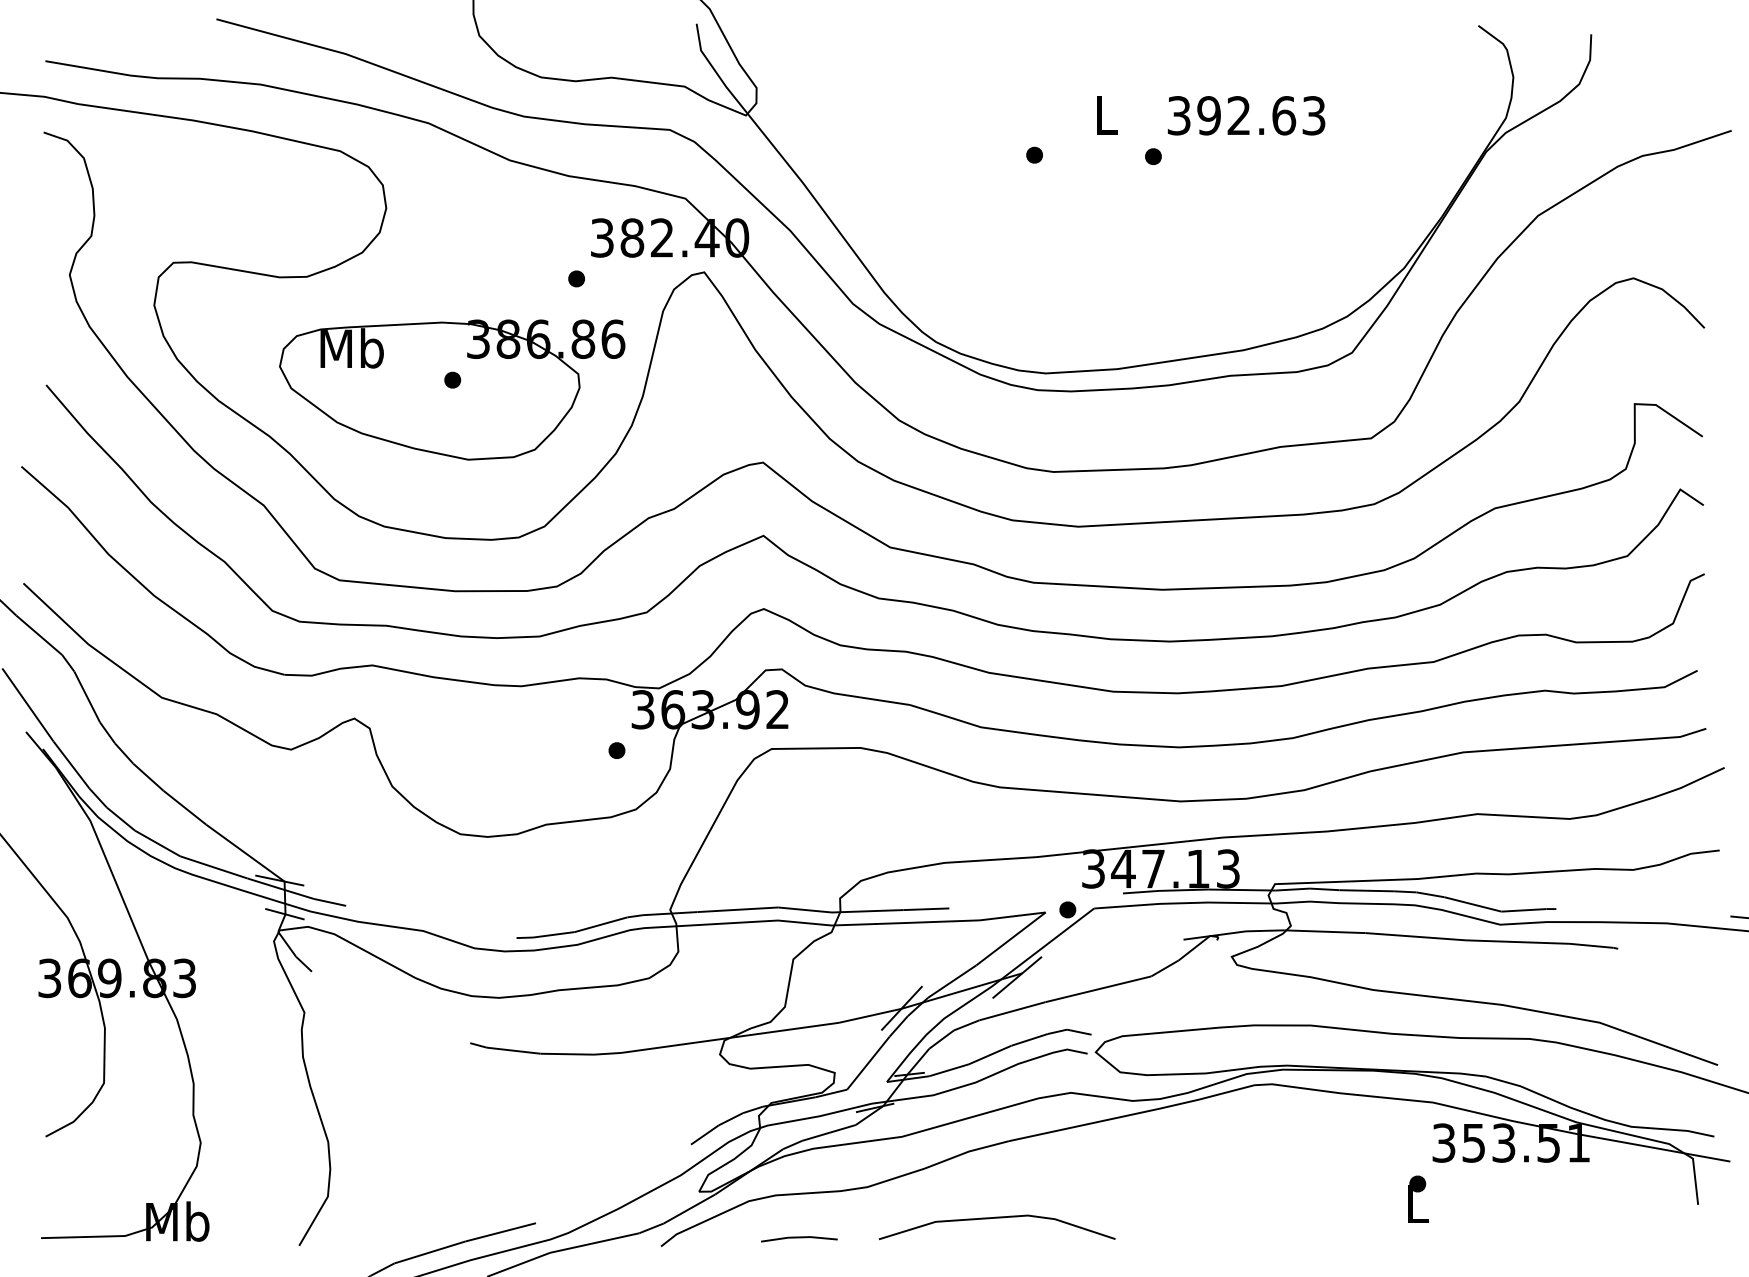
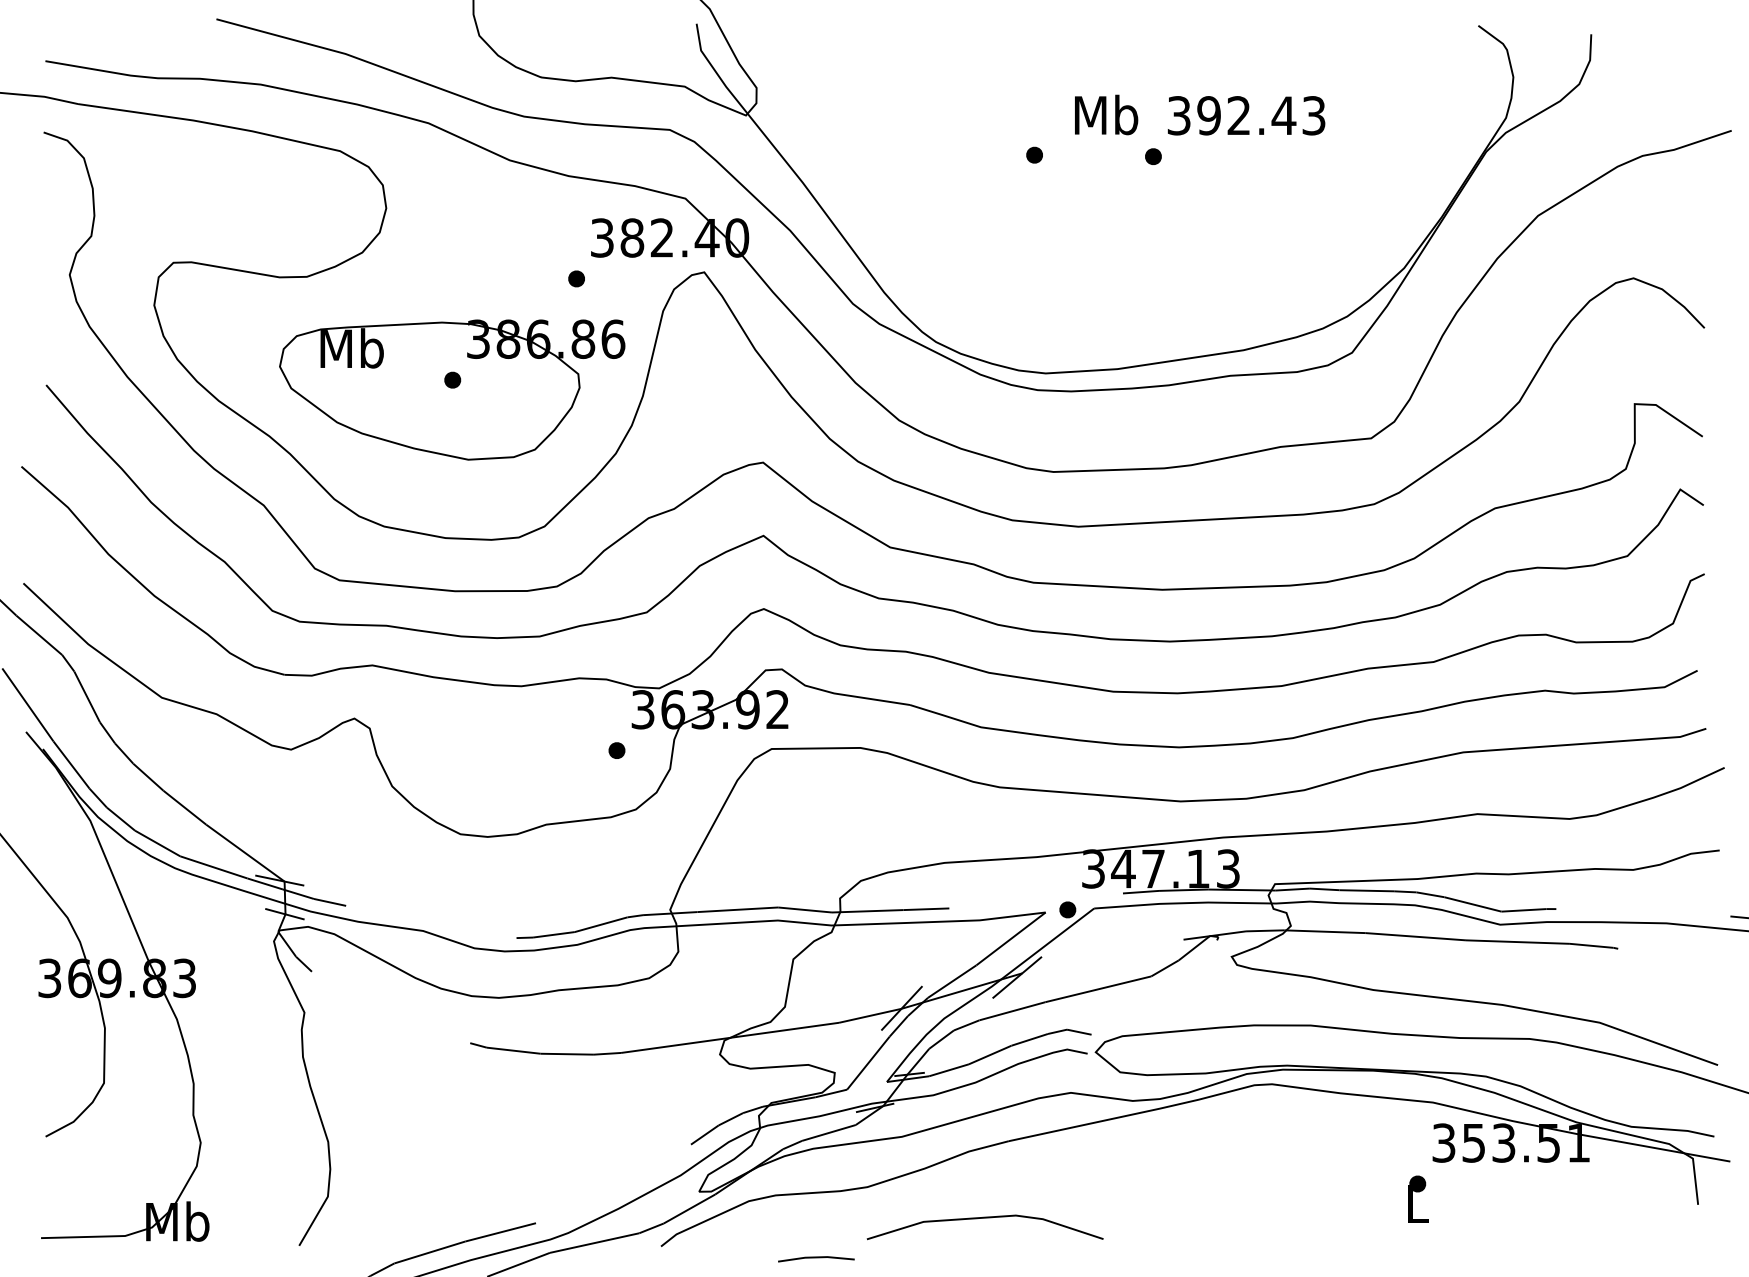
text: L -> Mb (1106, 114)
text: 392.63 -> 392.43 (1283, 115)
line position: (996, 1218) -> (984, 1218) (984, 1218)
line position: (799, 1238) -> (816, 1258) (816, 1258)
